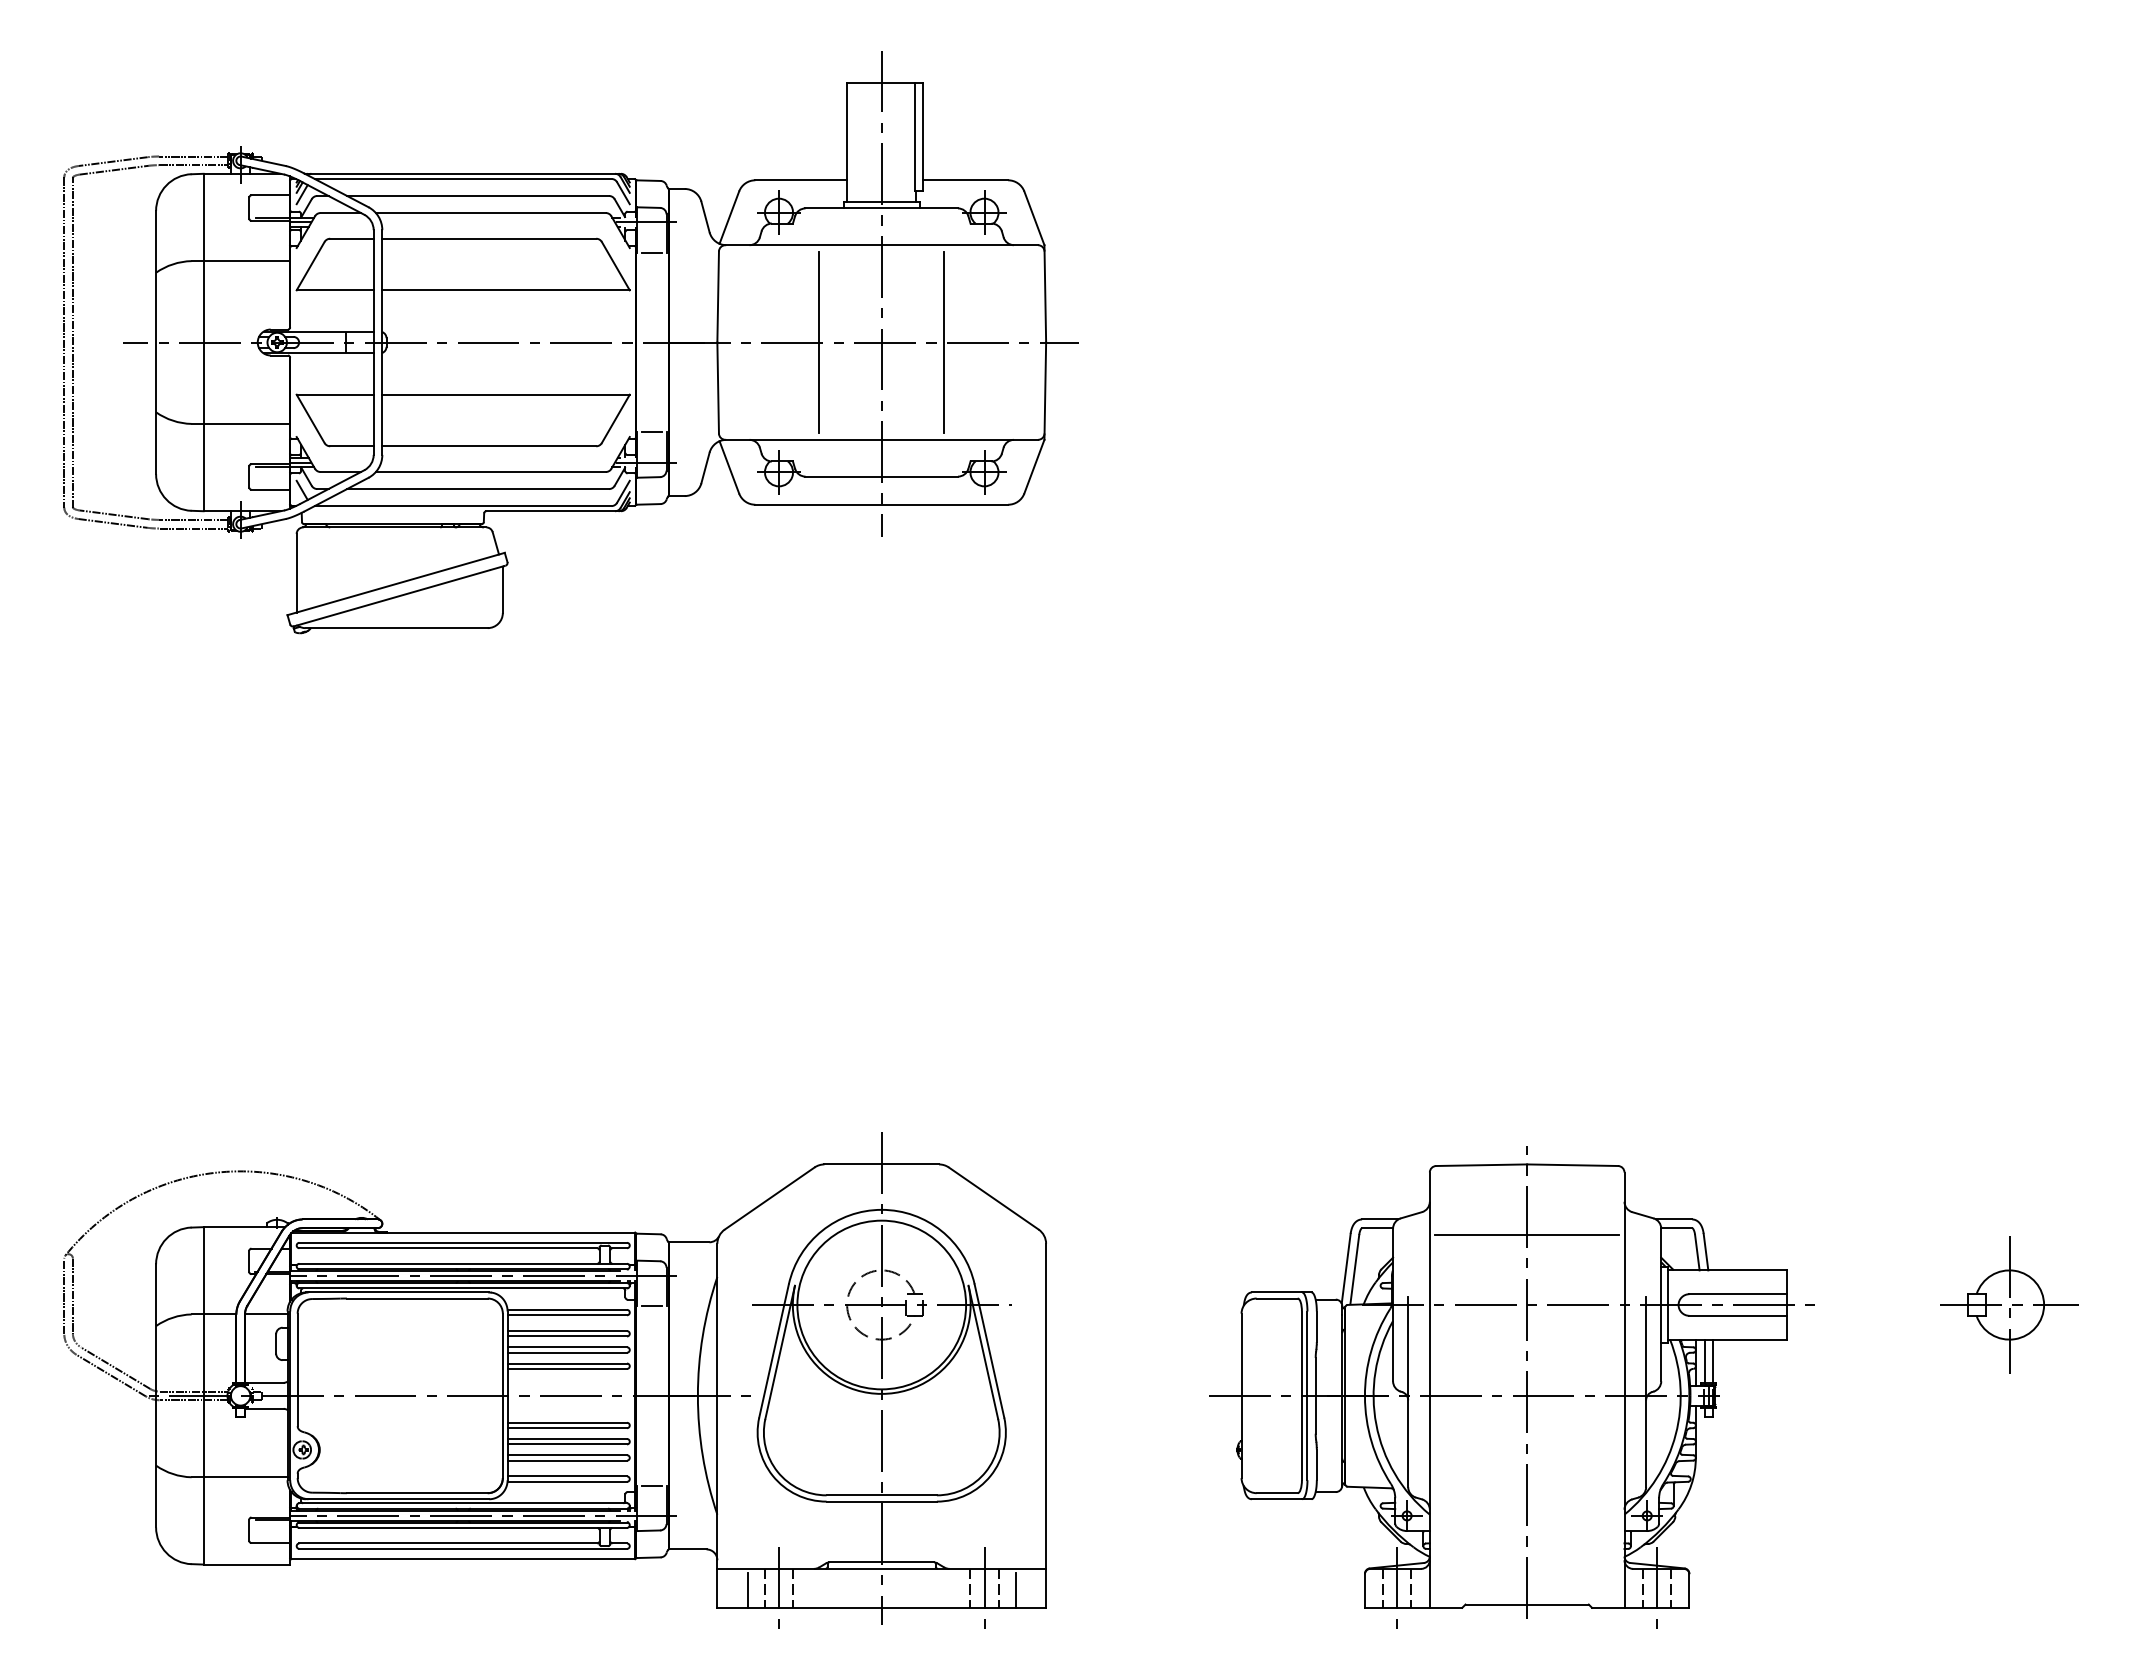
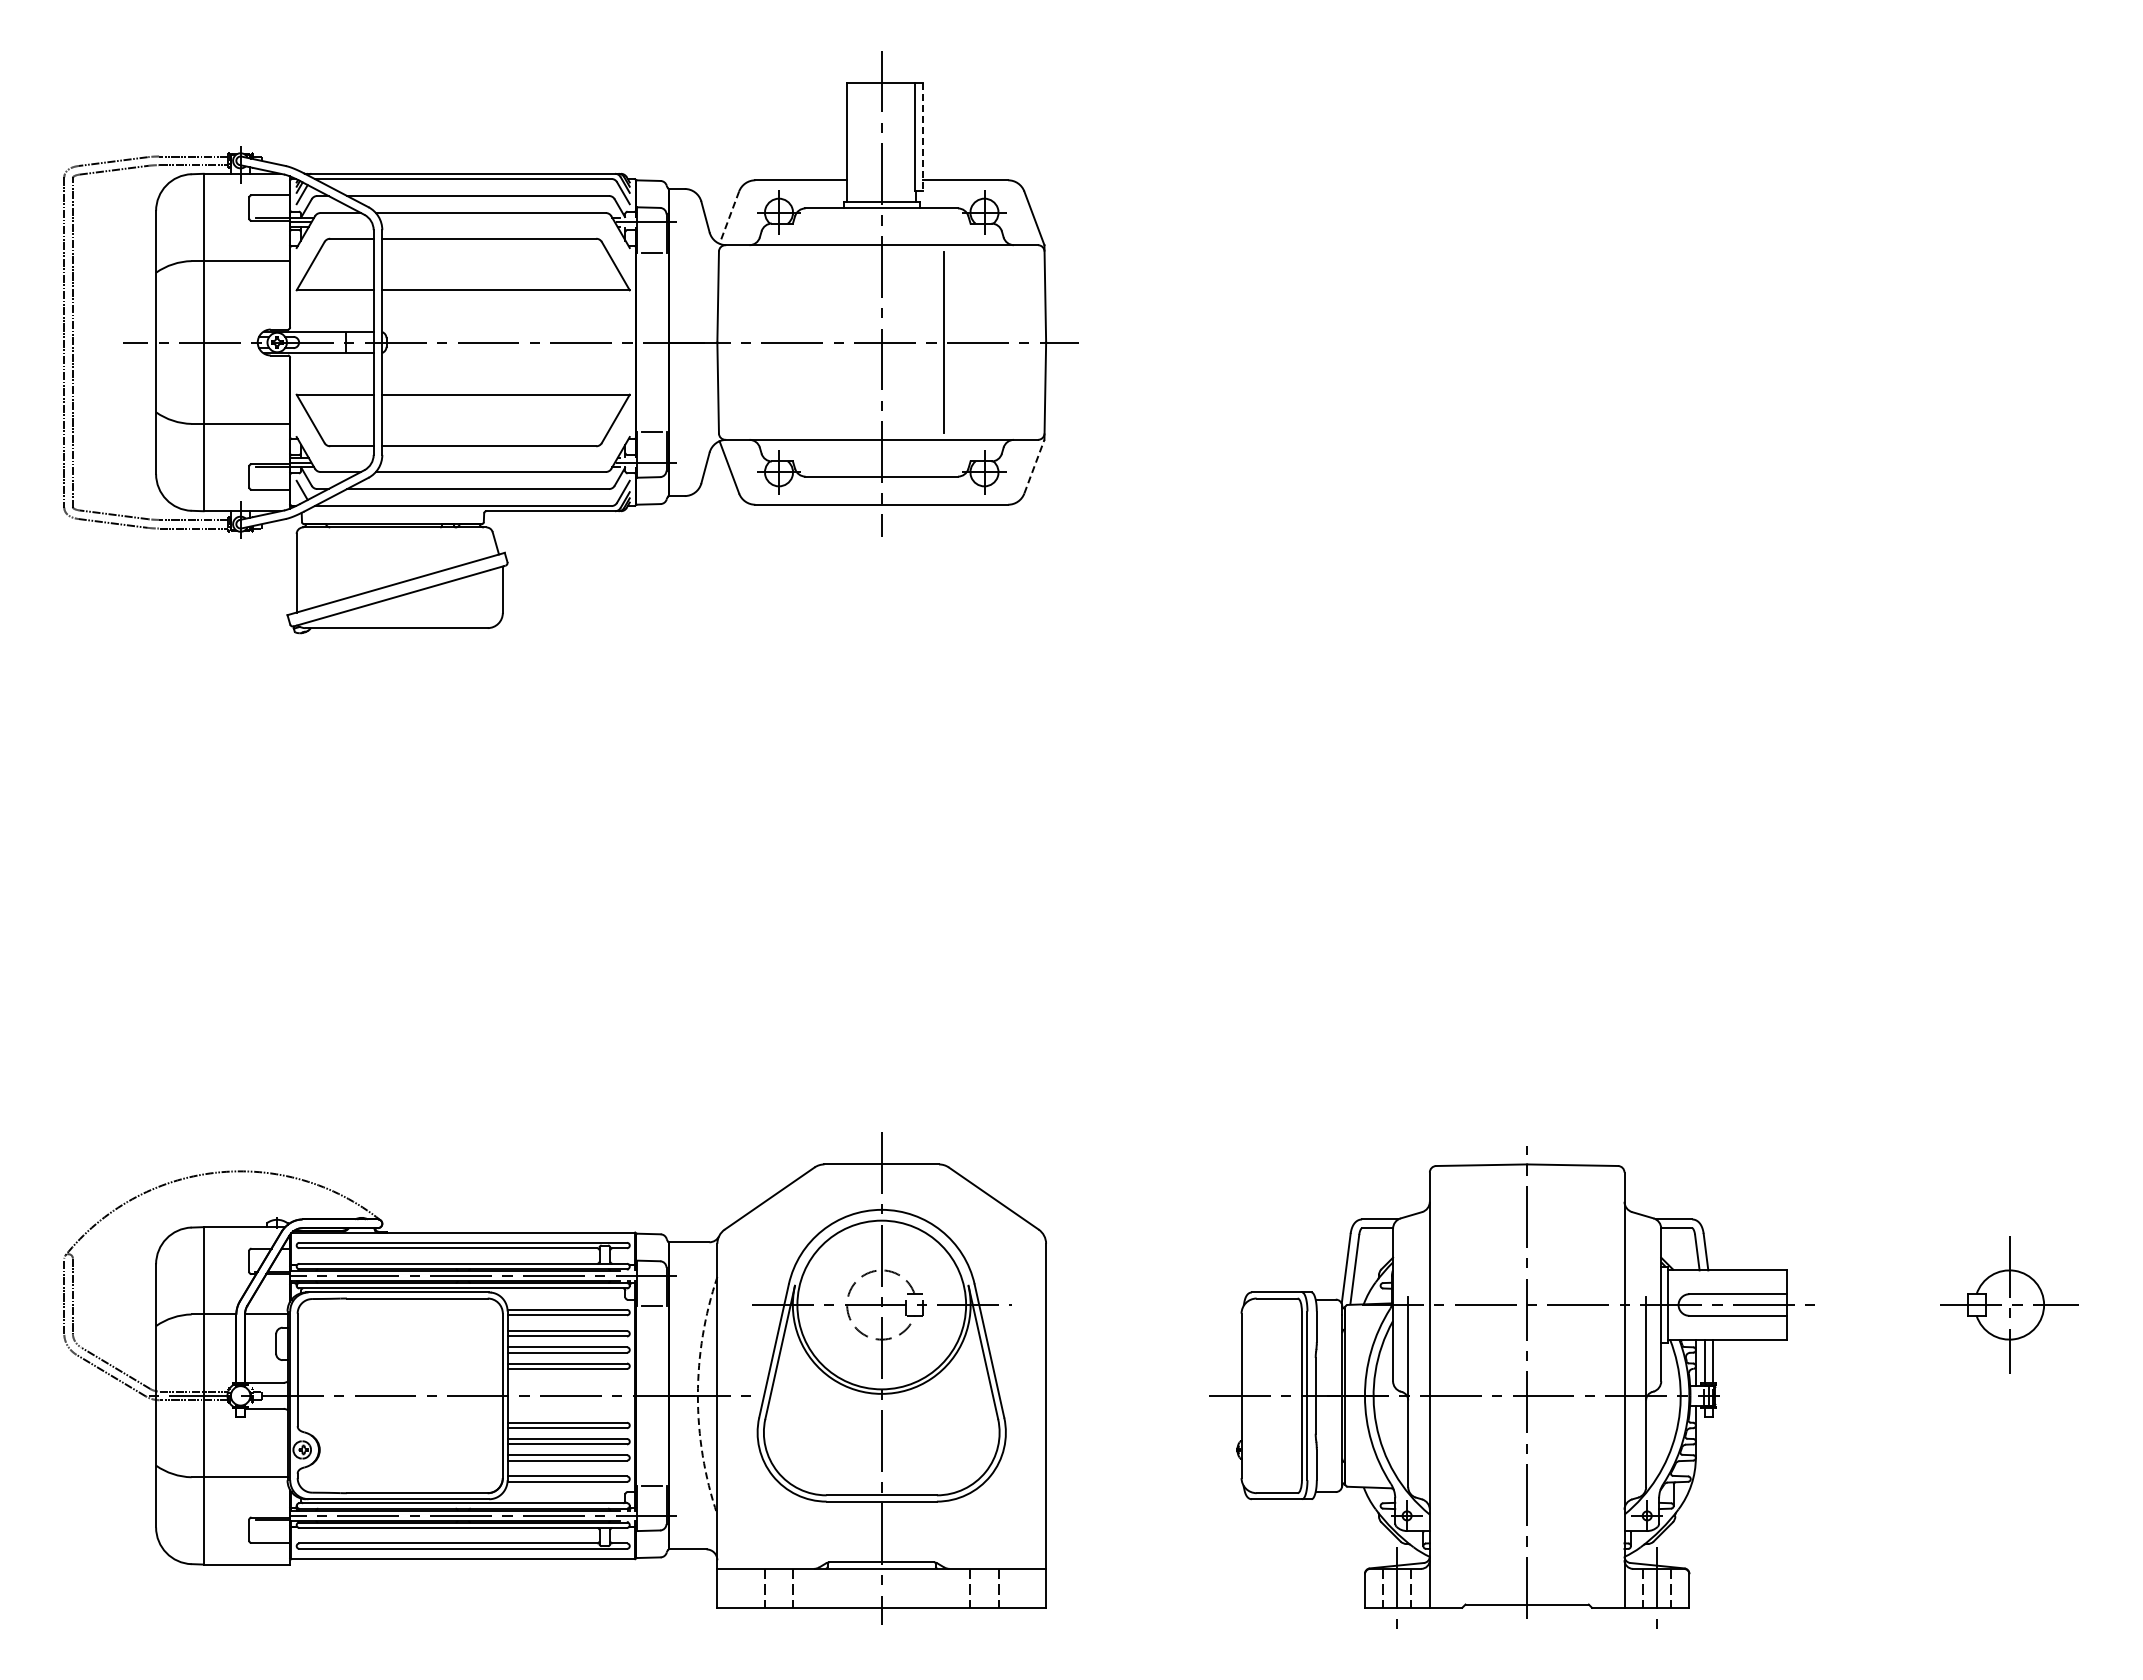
line: solid -> dashed (922, 137)
line: solid -> dashed (729, 217)
line: present -> none (819, 342)
line: solid -> dashed (1034, 466)
line: present -> none (1526, 1234)
arc: solid -> dashed (697, 1395)
line: present -> none (779, 1588)
line: present -> none (984, 1588)
line: present -> none (747, 1590)
line: present -> none (1015, 1590)
